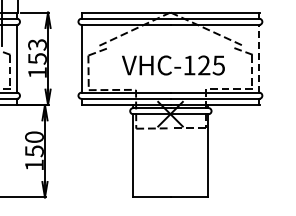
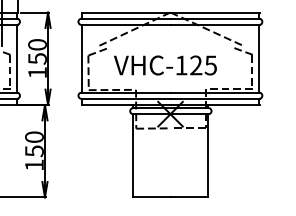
text: 153 -> 150 (37, 44)
line: dashed -> solid (258, 58)
text position: (173, 65) -> (165, 65) (165, 65)
